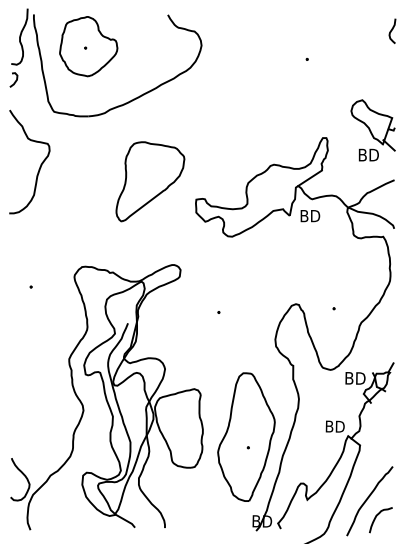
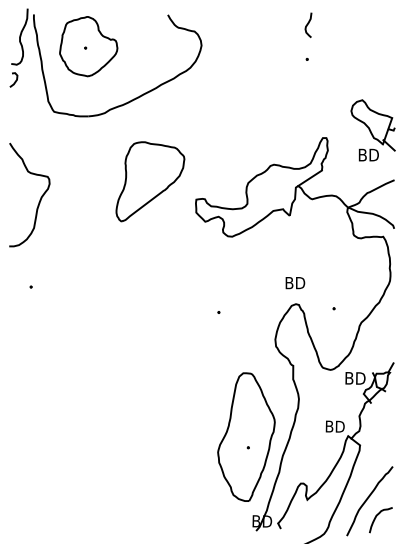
curve position: (392, 30) -> (308, 24) (308, 24)
curve position: (39, 166) -> (39, 199) (39, 199)
text position: (310, 216) -> (295, 283) (295, 283)
part: present -> none (106, 397)
